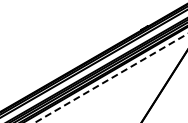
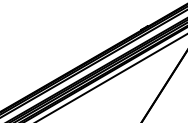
line: dashed -> solid (111, 78)
